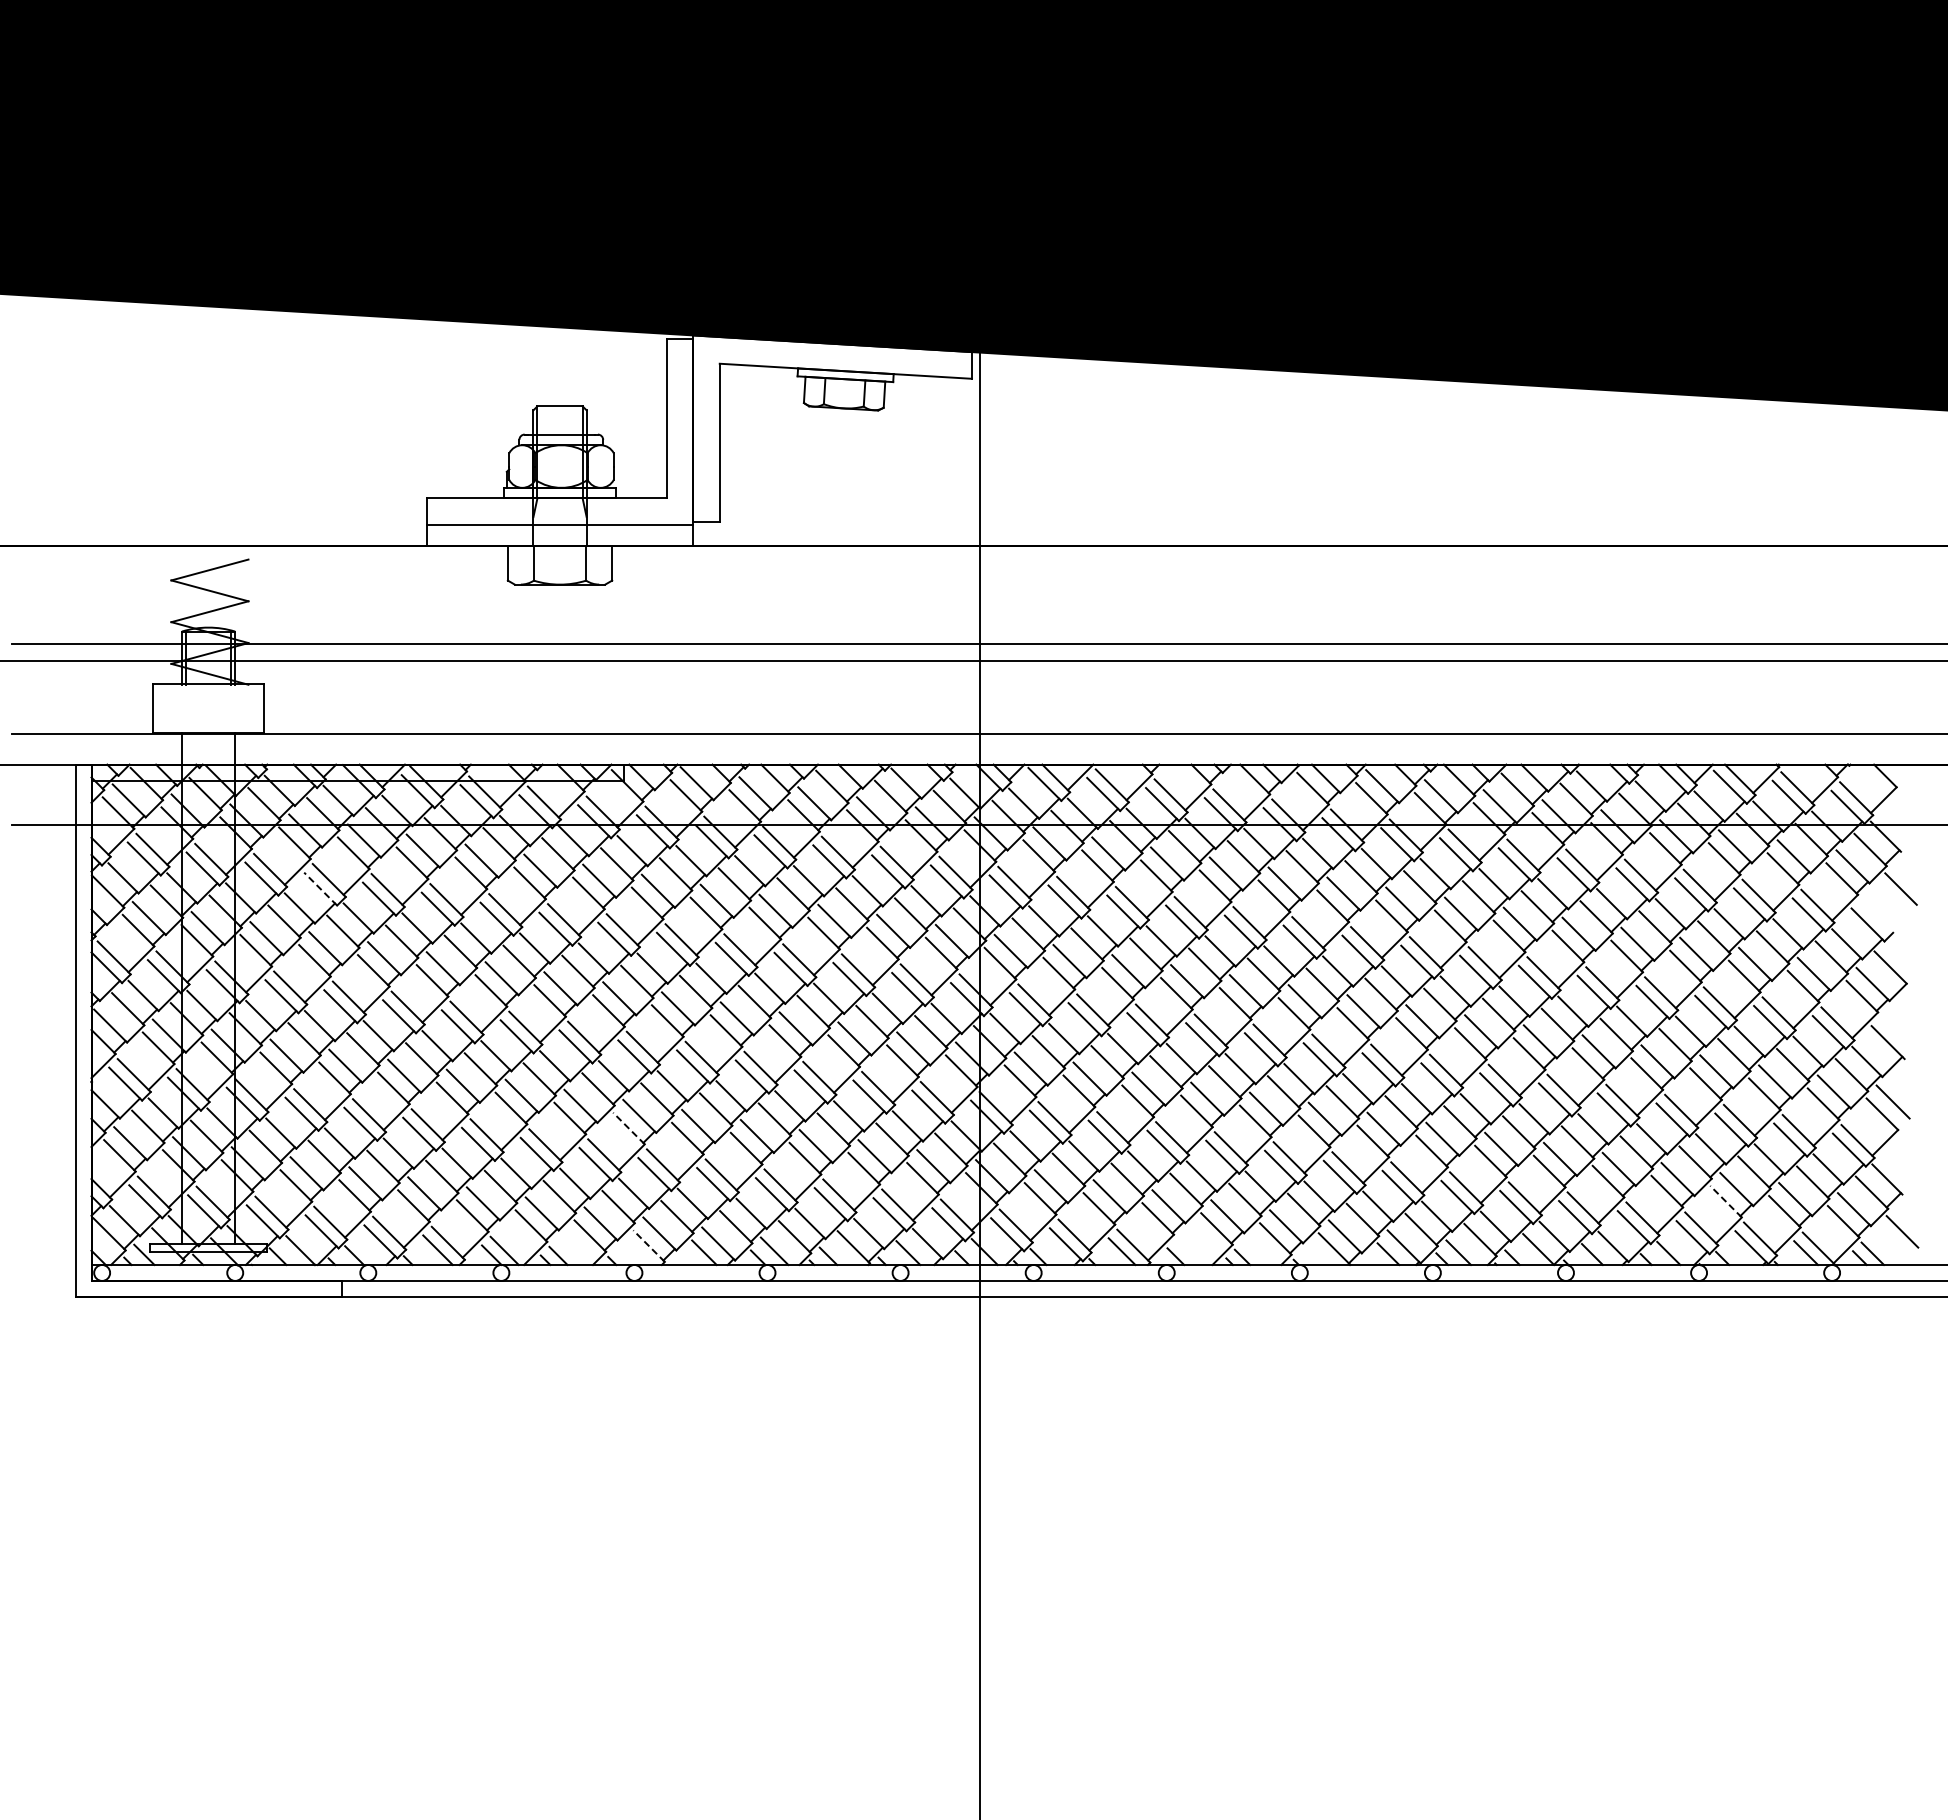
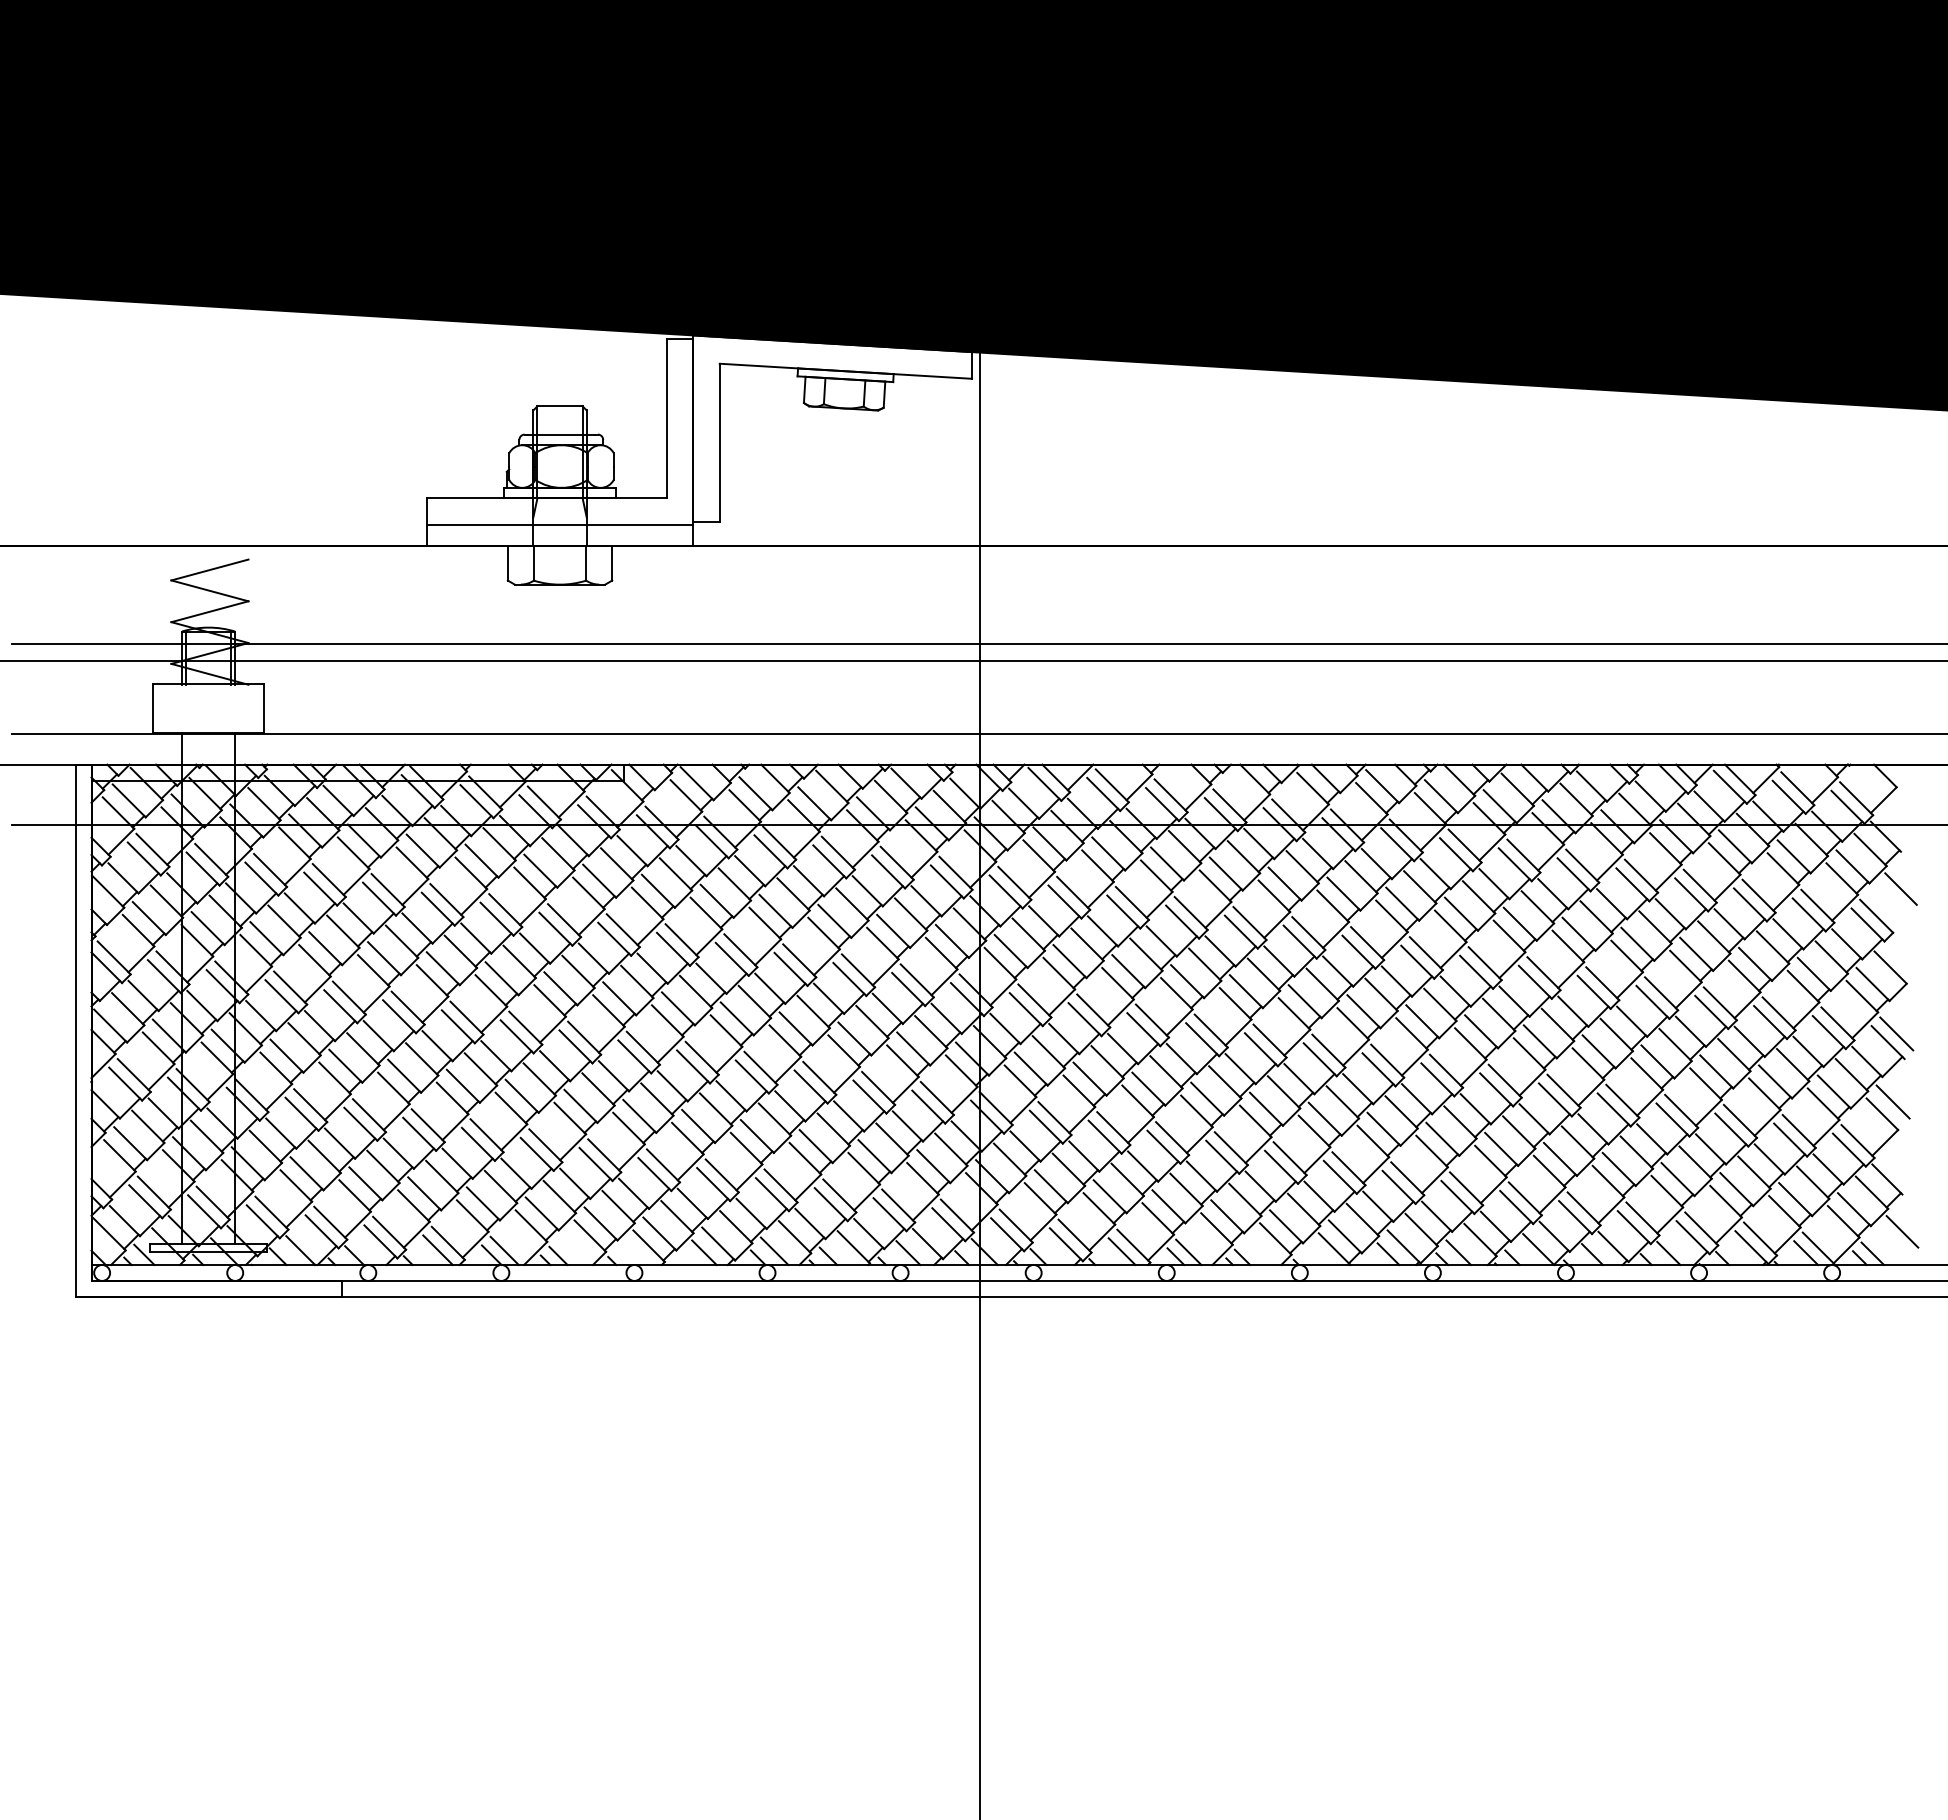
line: dashed -> solid (320, 888)
line: none -> present (1876, 915)
line: none -> present (1896, 1033)
line: dashed -> solid (628, 1128)
line: dashed -> solid (1725, 1201)
line: dashed -> solid (648, 1245)
line: none -> present (1188, 1251)
